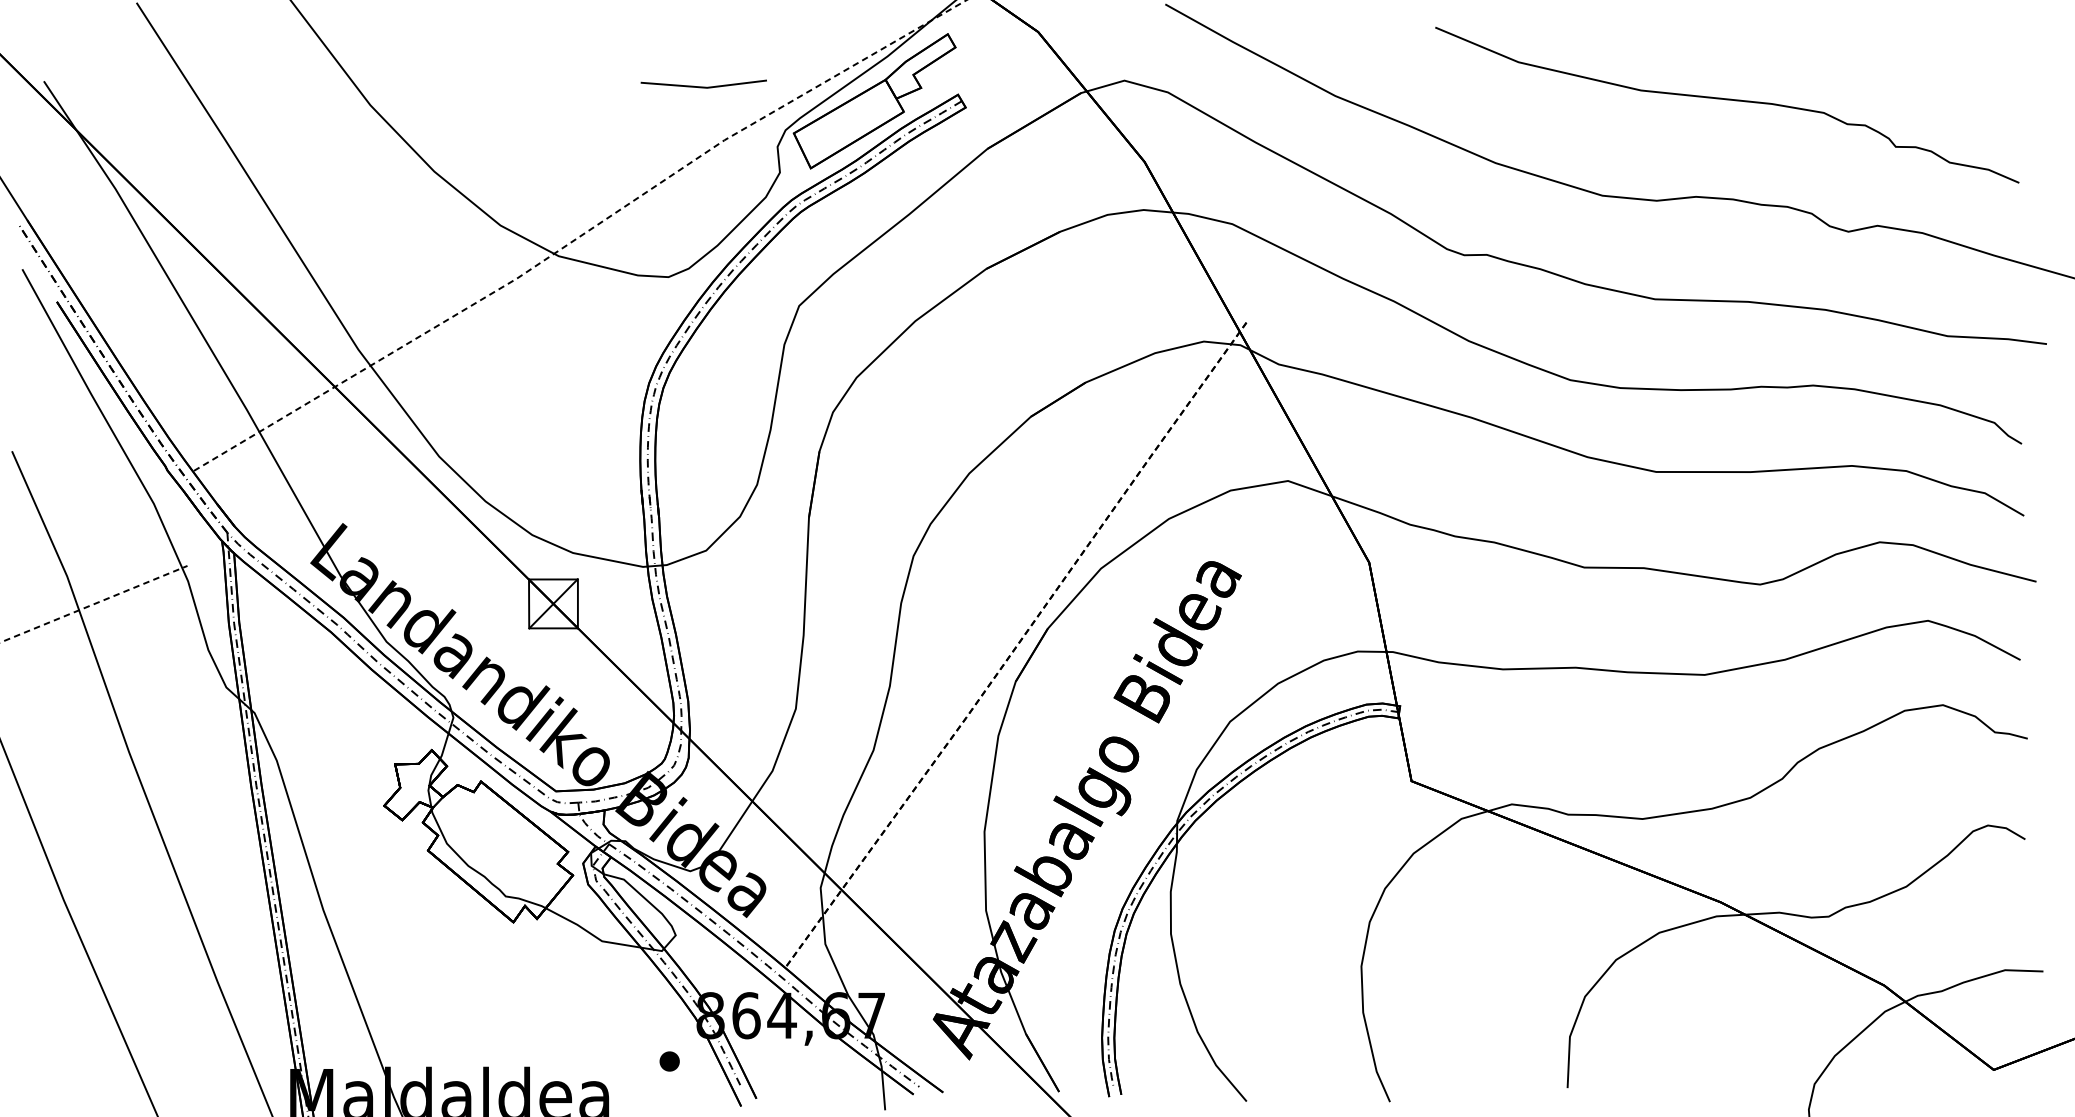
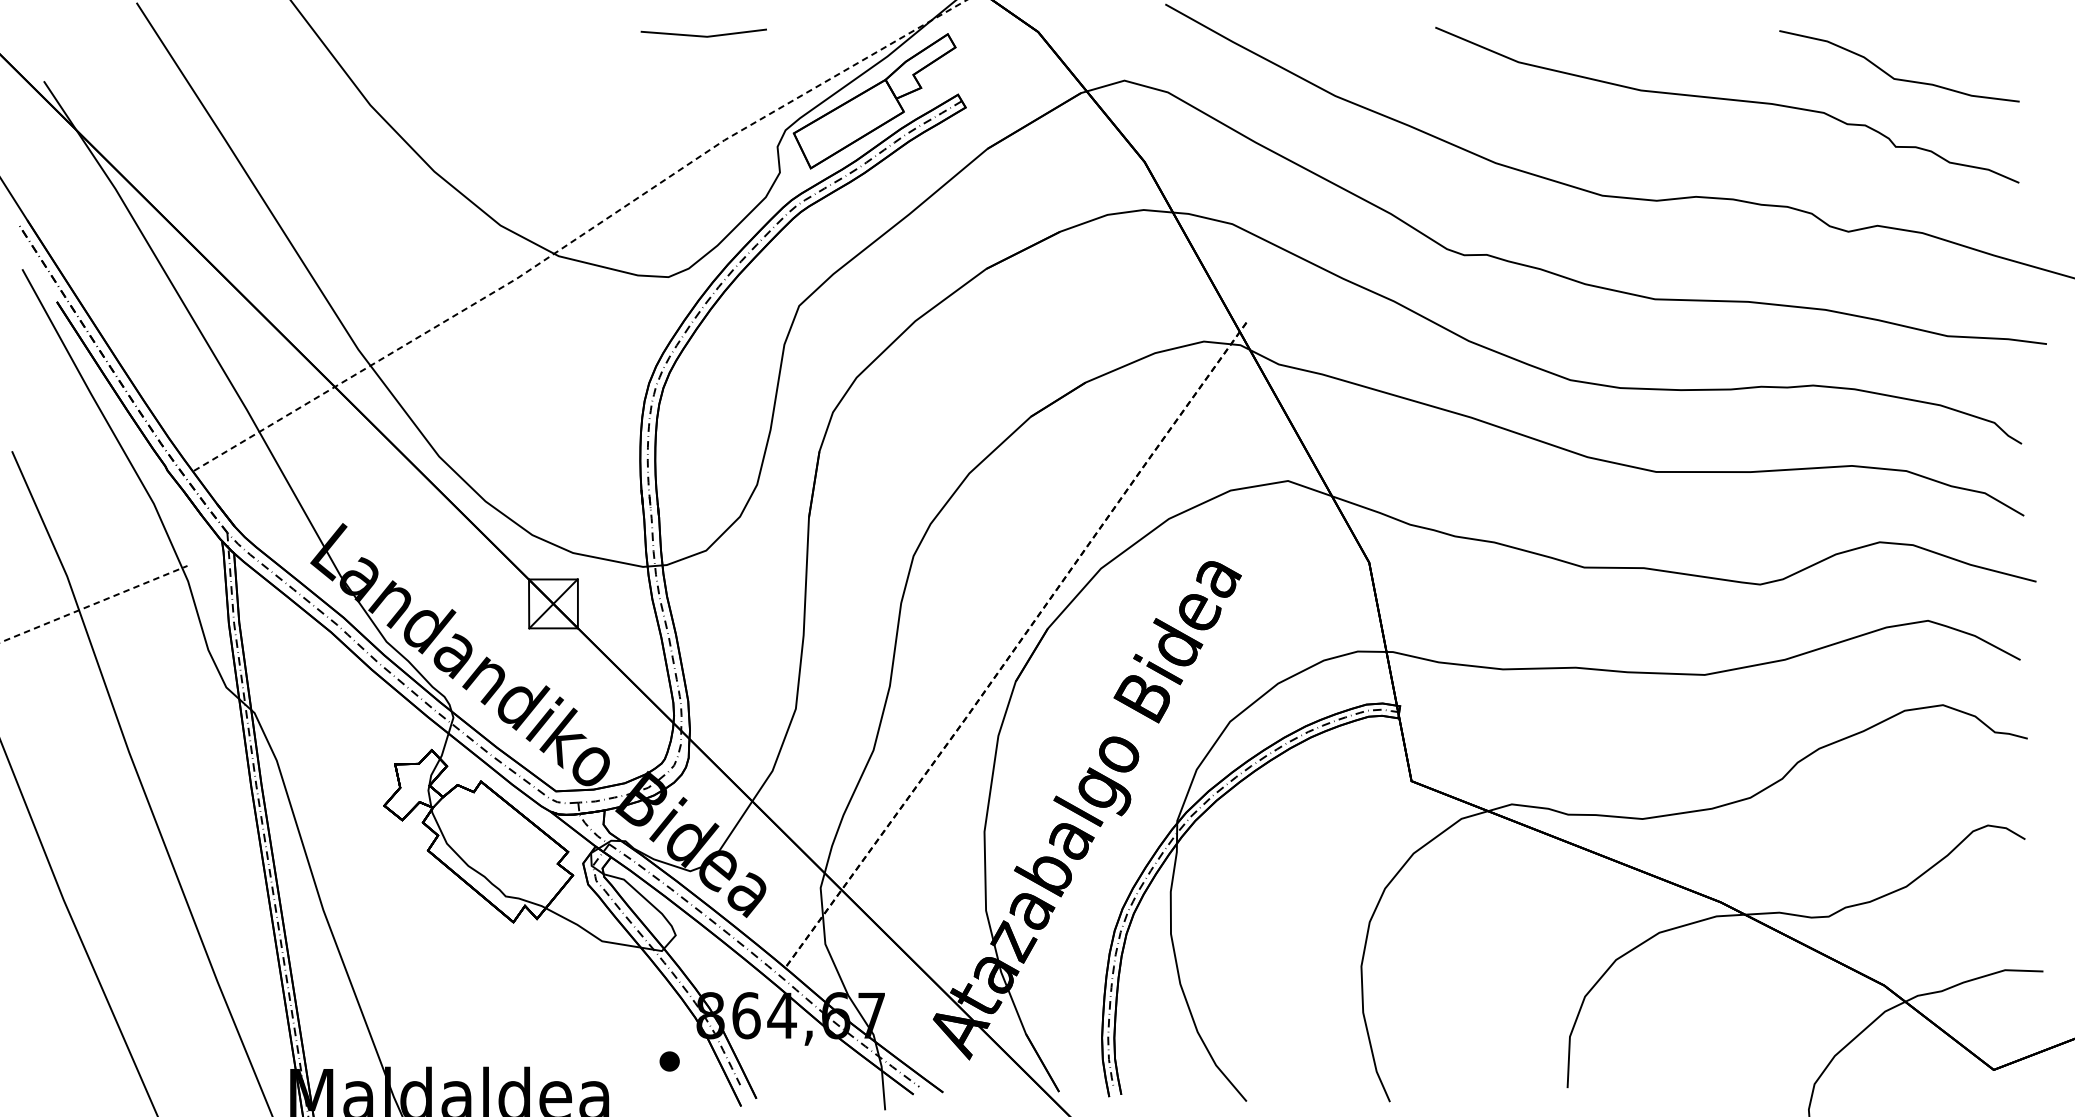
curve: none -> present (1899, 78)
line position: (703, 86) -> (703, 35) (703, 35)
